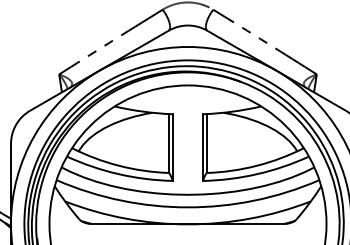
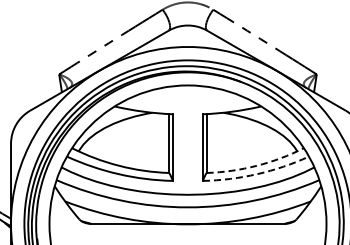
arc: solid -> dashed (256, 165)
arc: solid -> dashed (257, 174)
